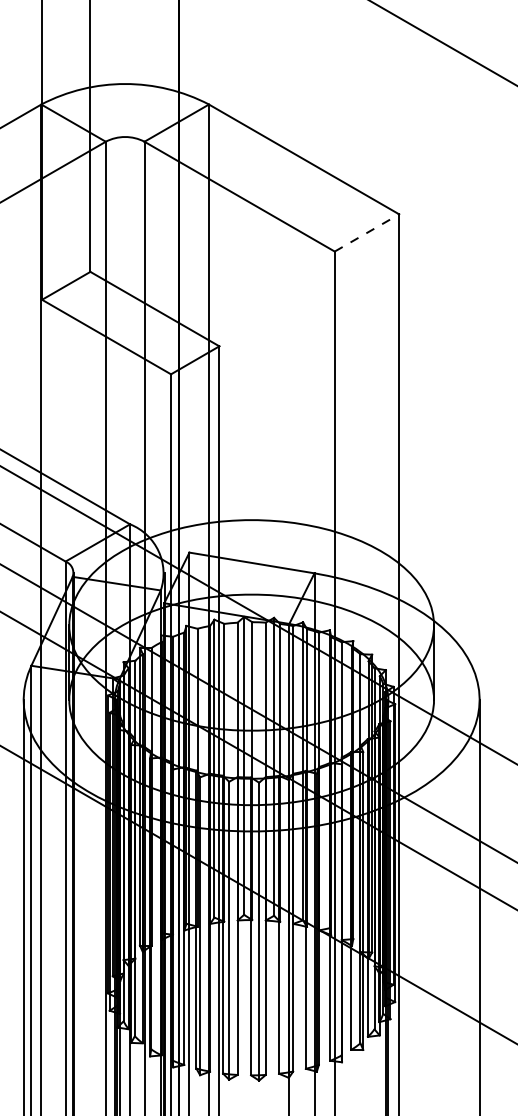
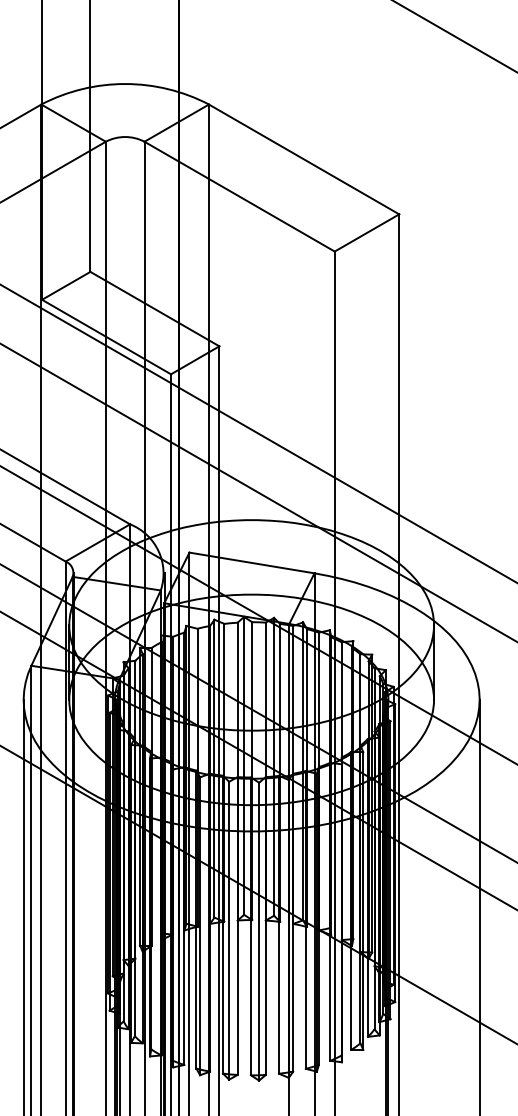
line position: (443, 43) -> (454, 36) (454, 36)
line: dashed -> solid (367, 232)
line: none -> present (258, 433)
line: none -> present (258, 492)
